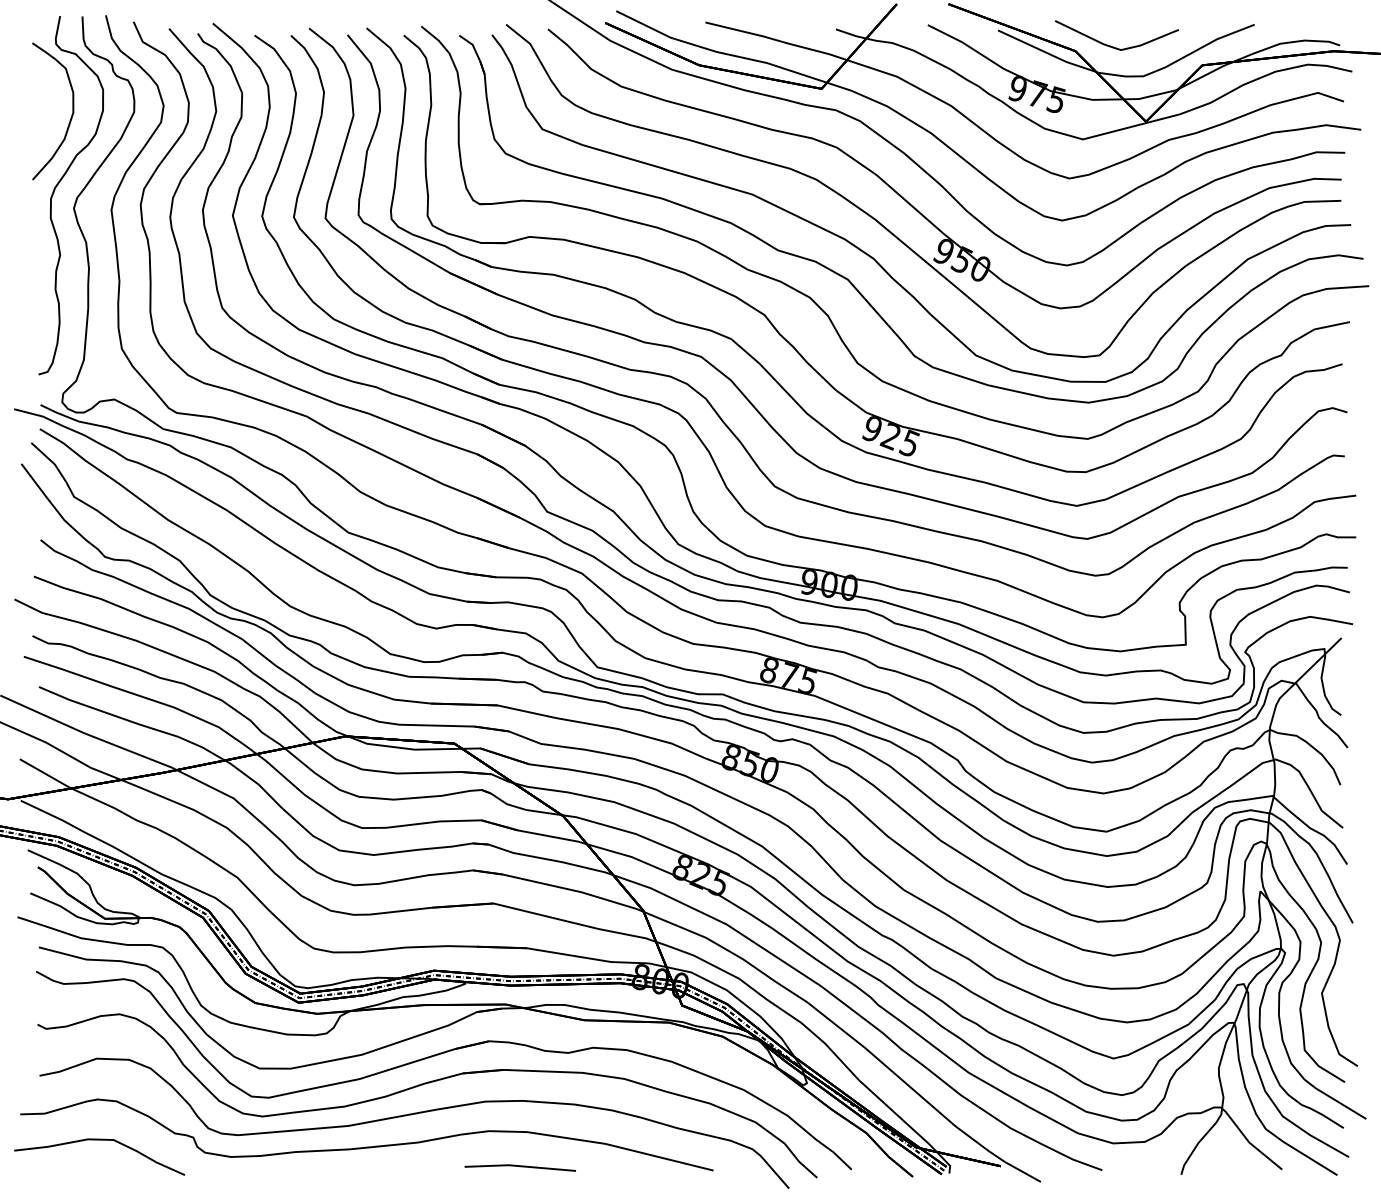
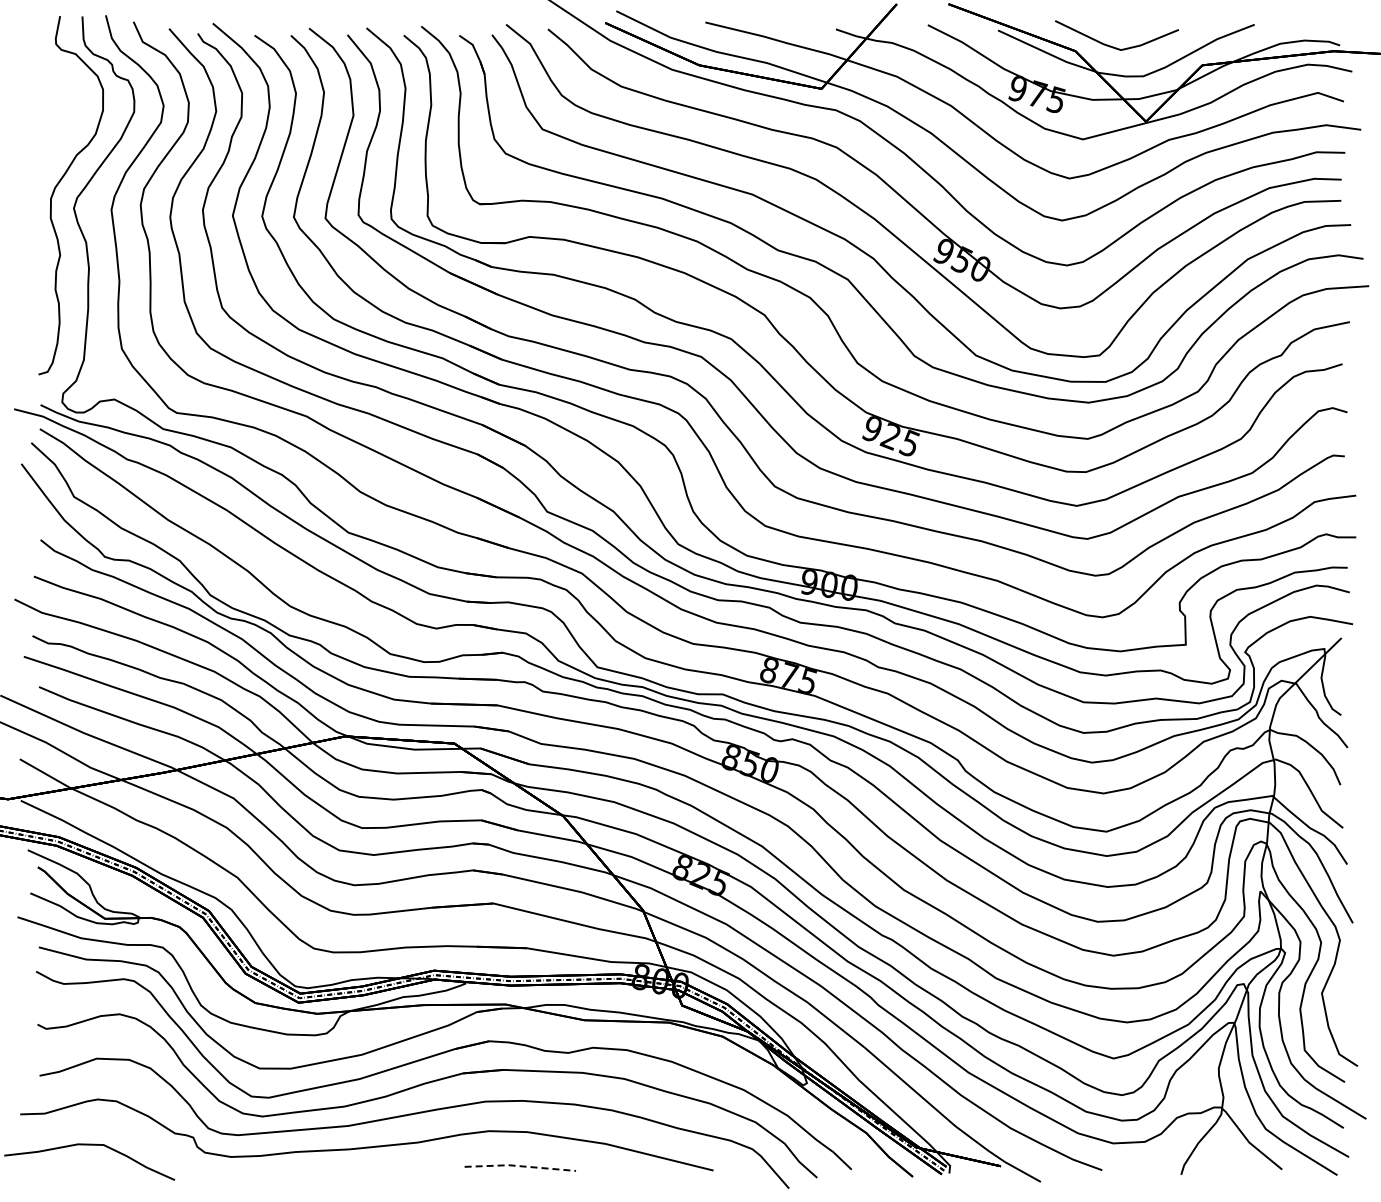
curve: present -> none (70, 117)
curve position: (99, 1140) -> (89, 1145) (89, 1145)
line: solid -> dashed (519, 1166)
